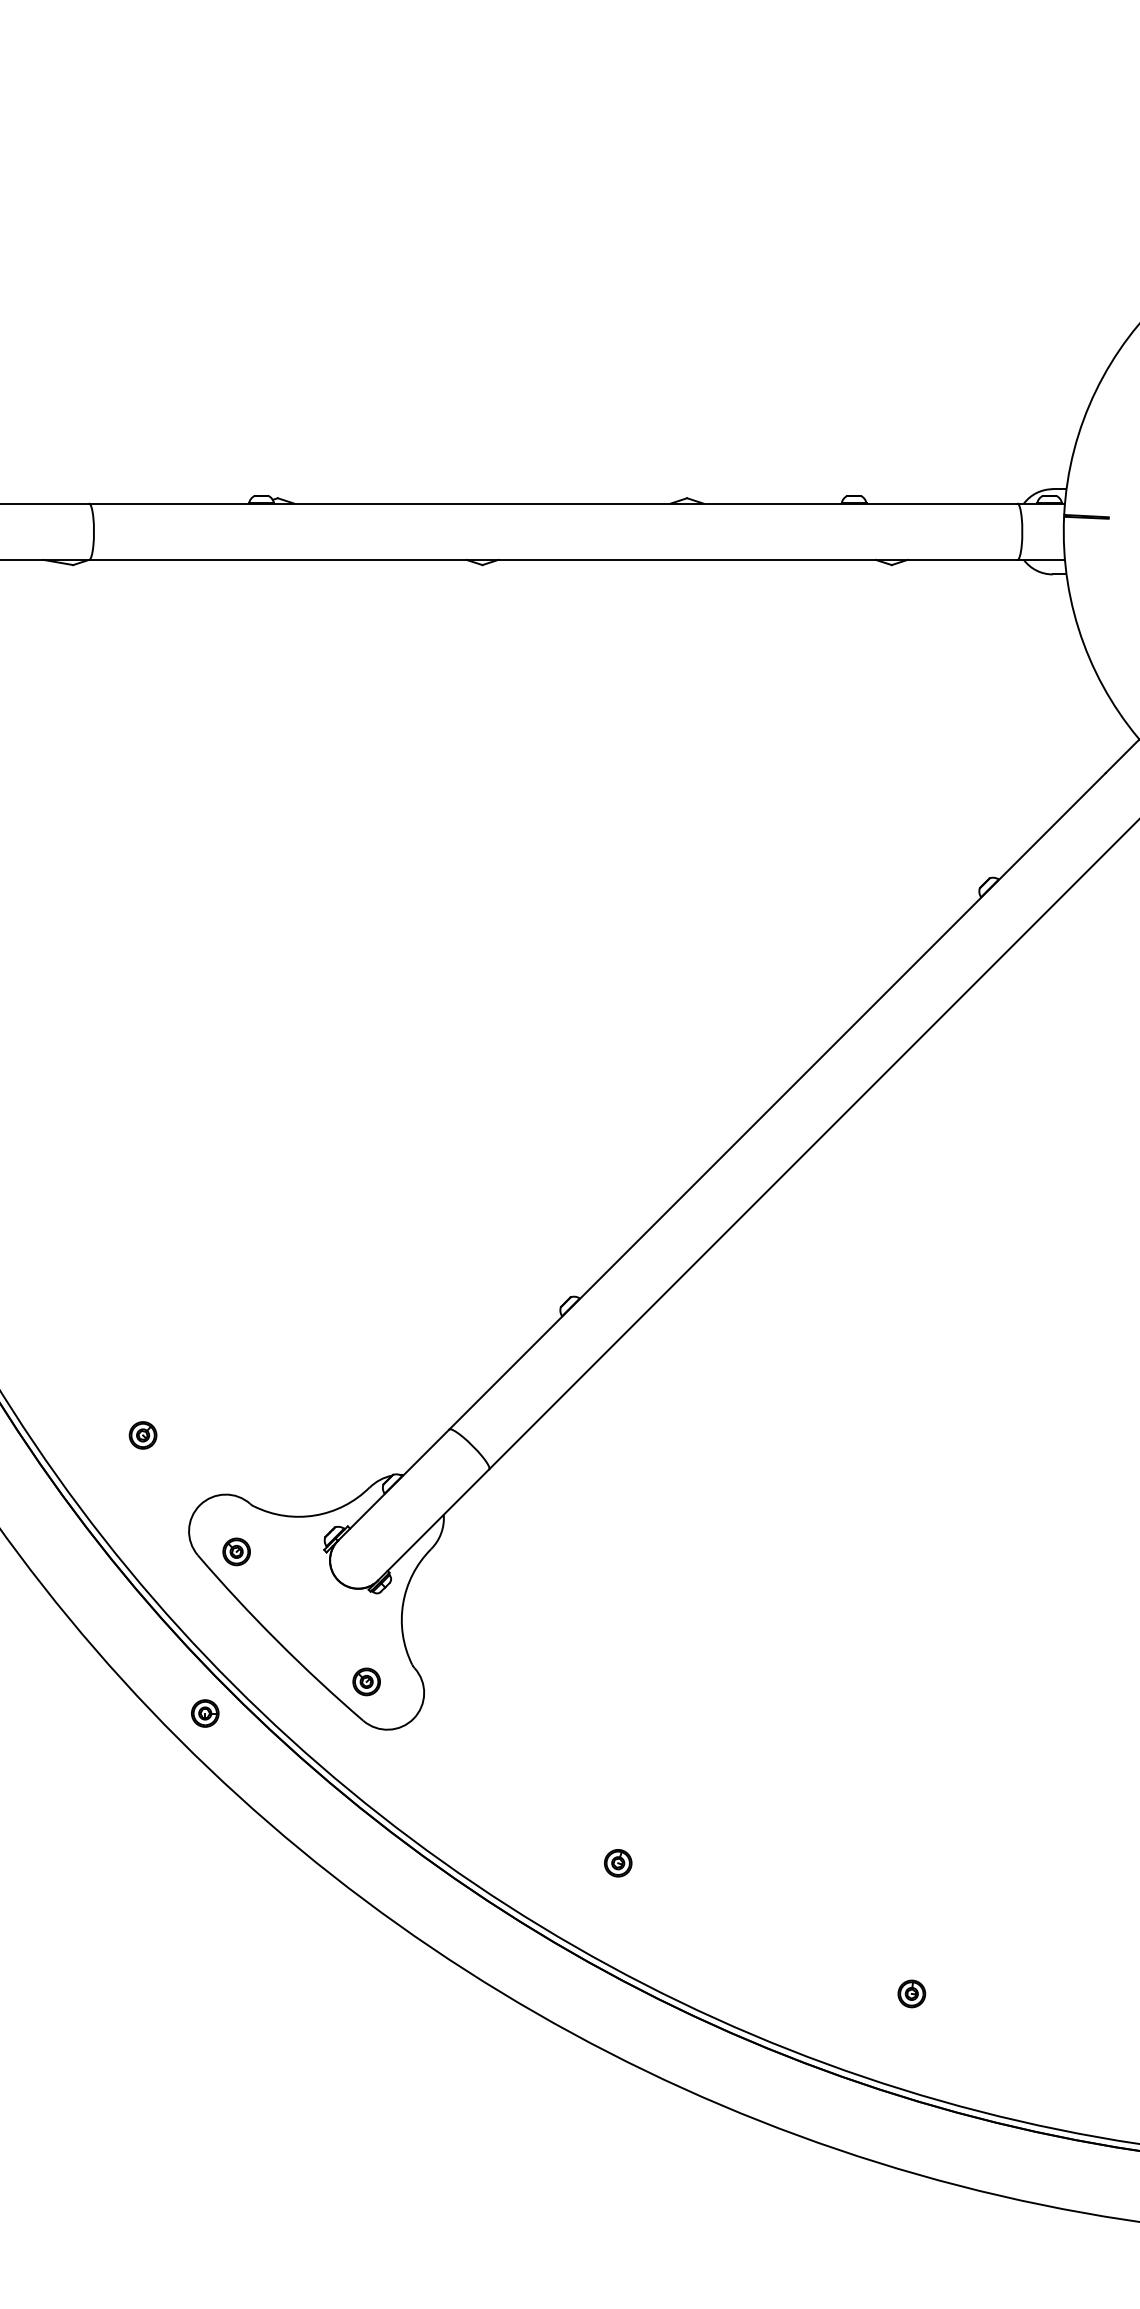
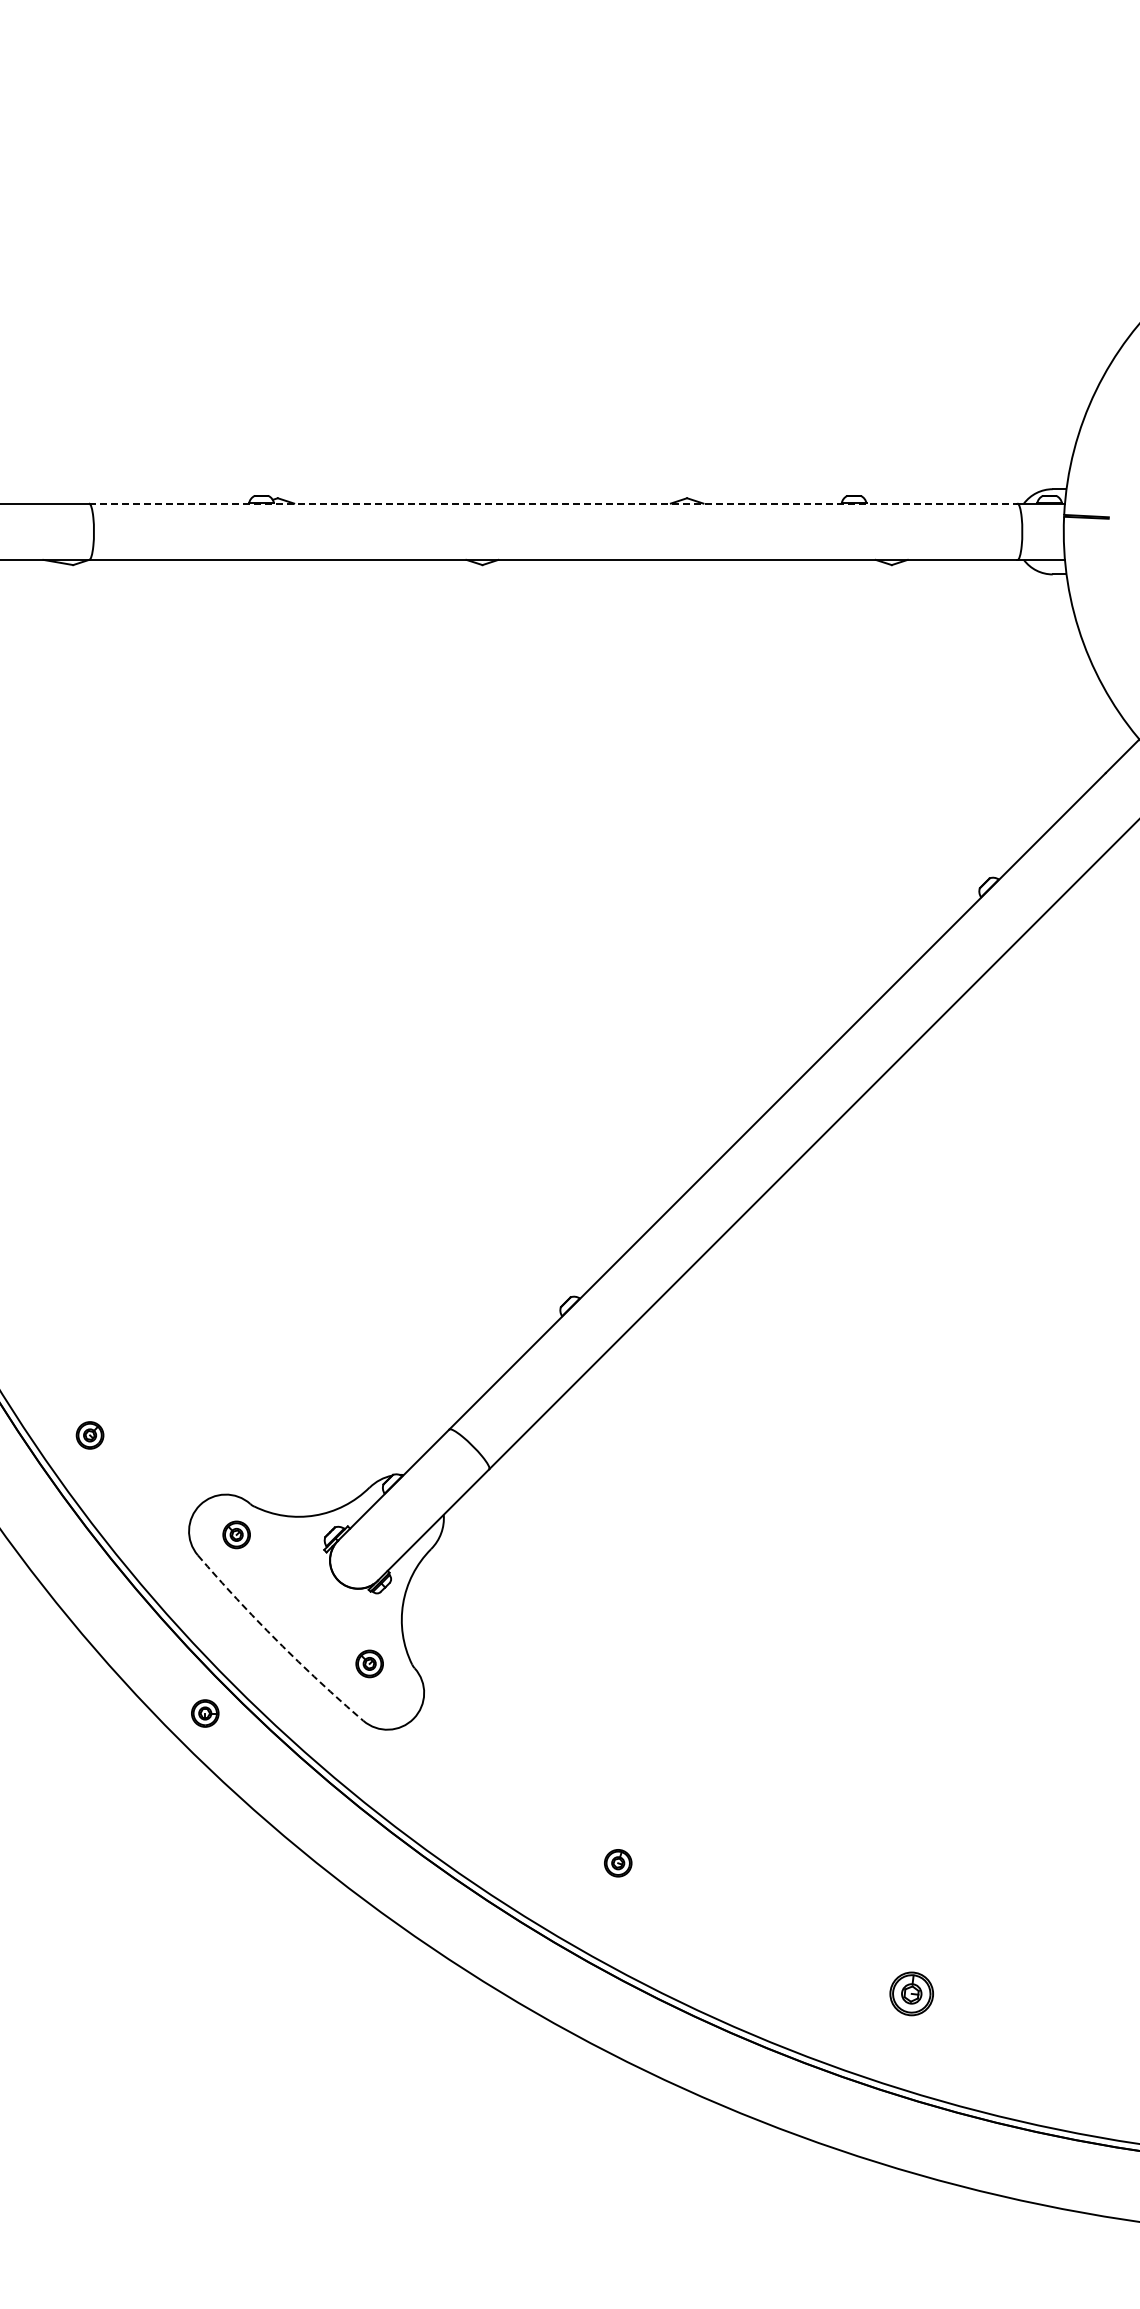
line: solid -> dashed (553, 503)
part position: (142, 1435) -> (89, 1435) (89, 1435)
part position: (236, 1551) -> (236, 1534) (236, 1534)
arc: solid -> dashed (277, 1641)
part position: (366, 1681) -> (369, 1663) (369, 1663)
part size: 30x30 px -> 45x46 px (911, 1993)
